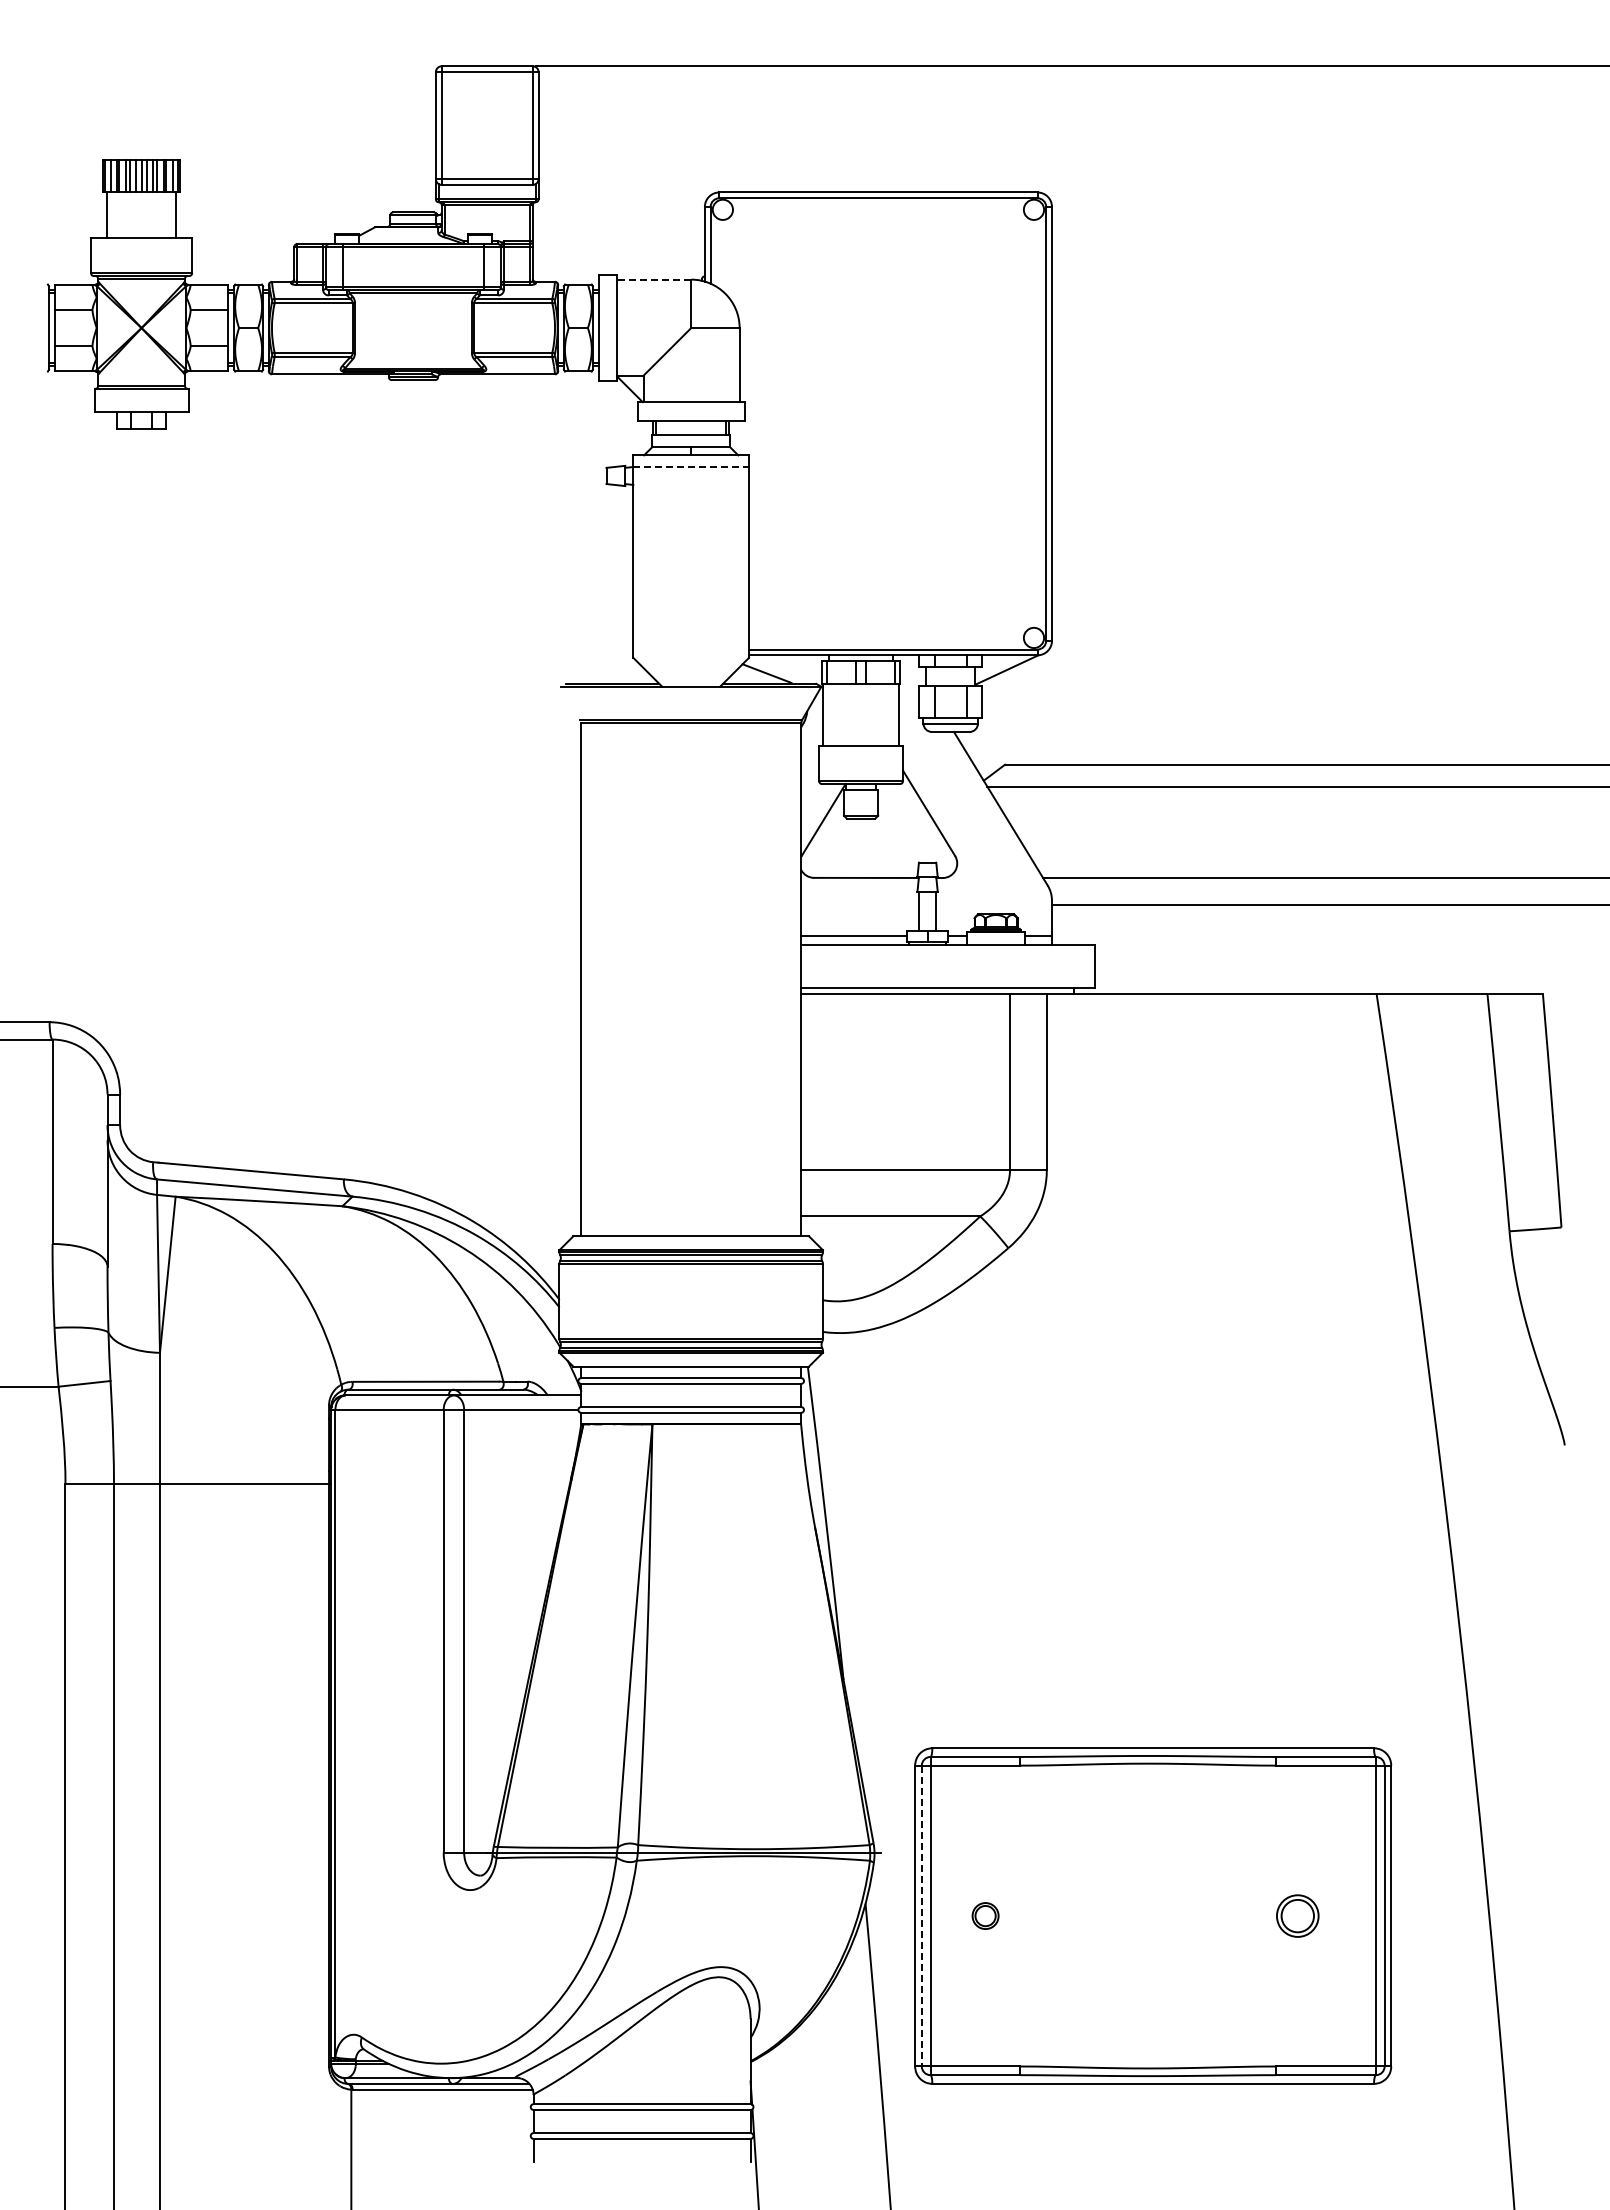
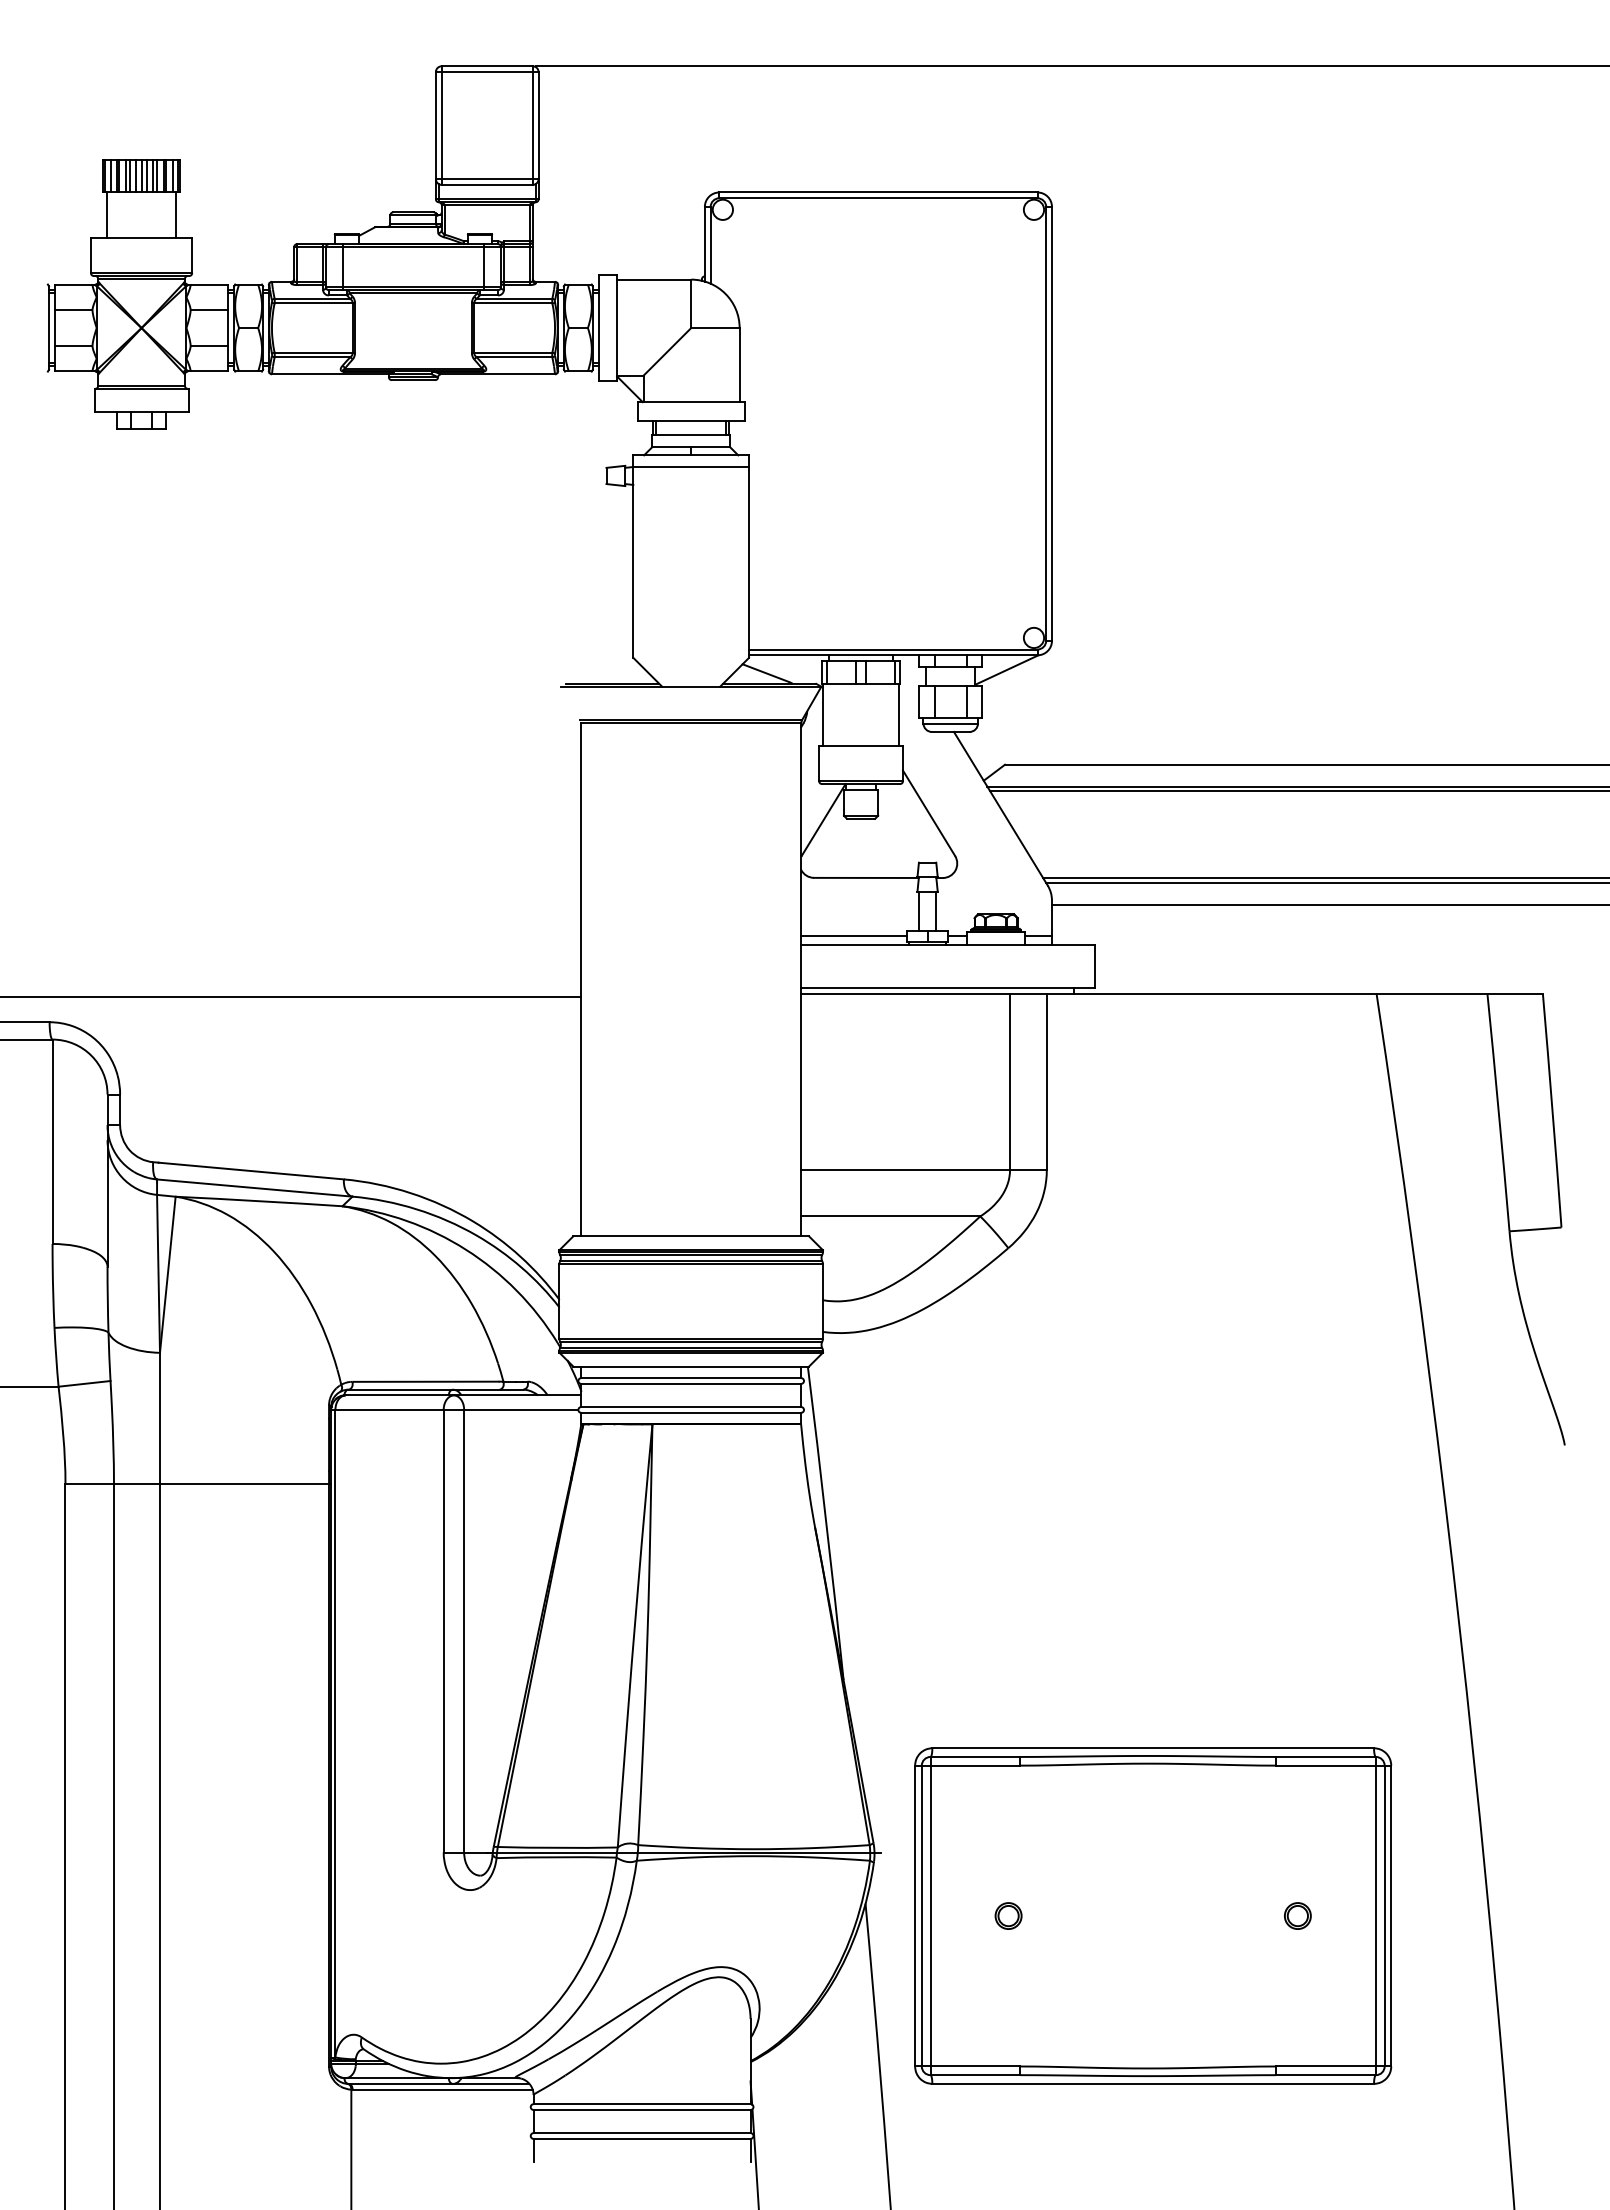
line: dashed -> solid (653, 279)
line: dashed -> solid (691, 466)
line: none -> present (1298, 791)
line: none -> present (1326, 882)
line: none -> present (291, 996)
part position: (985, 1915) -> (1008, 1915) (1008, 1915)
part size: 44x44 px -> 28x28 px (1297, 1915)
line: dashed -> solid (921, 1916)
